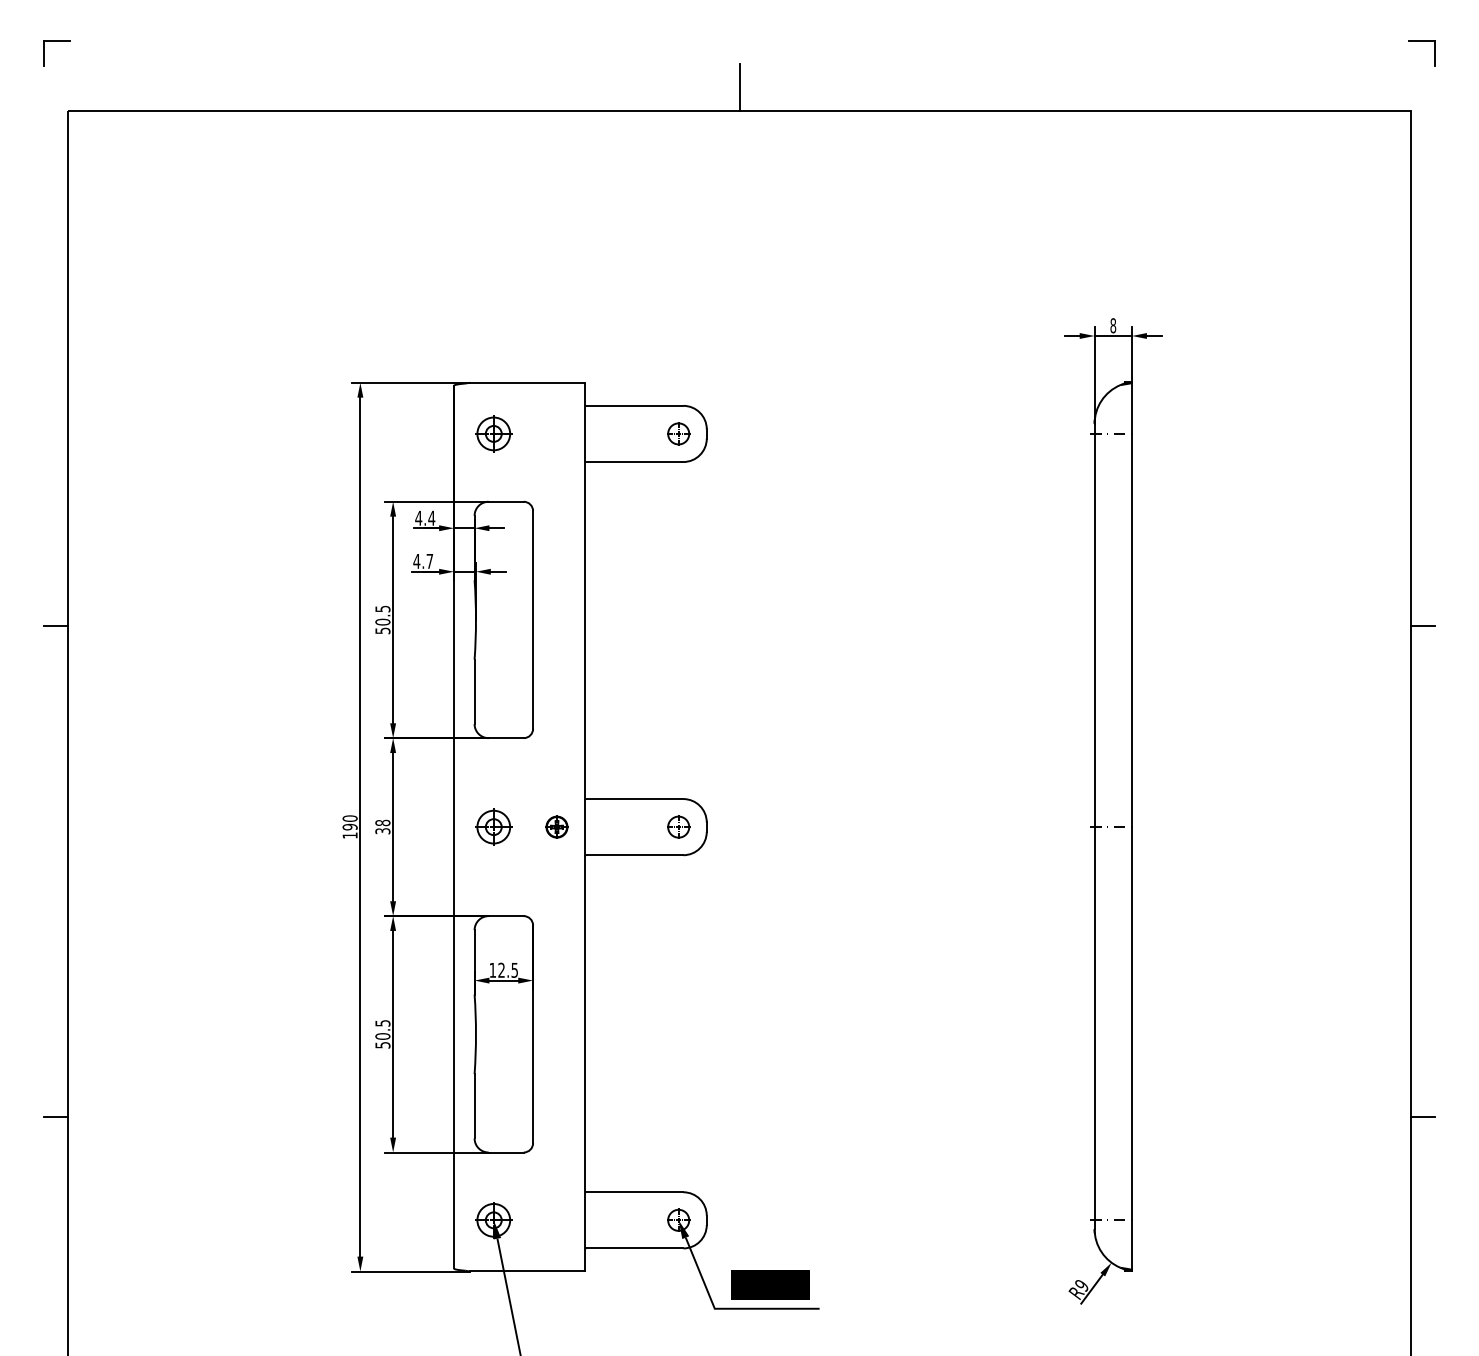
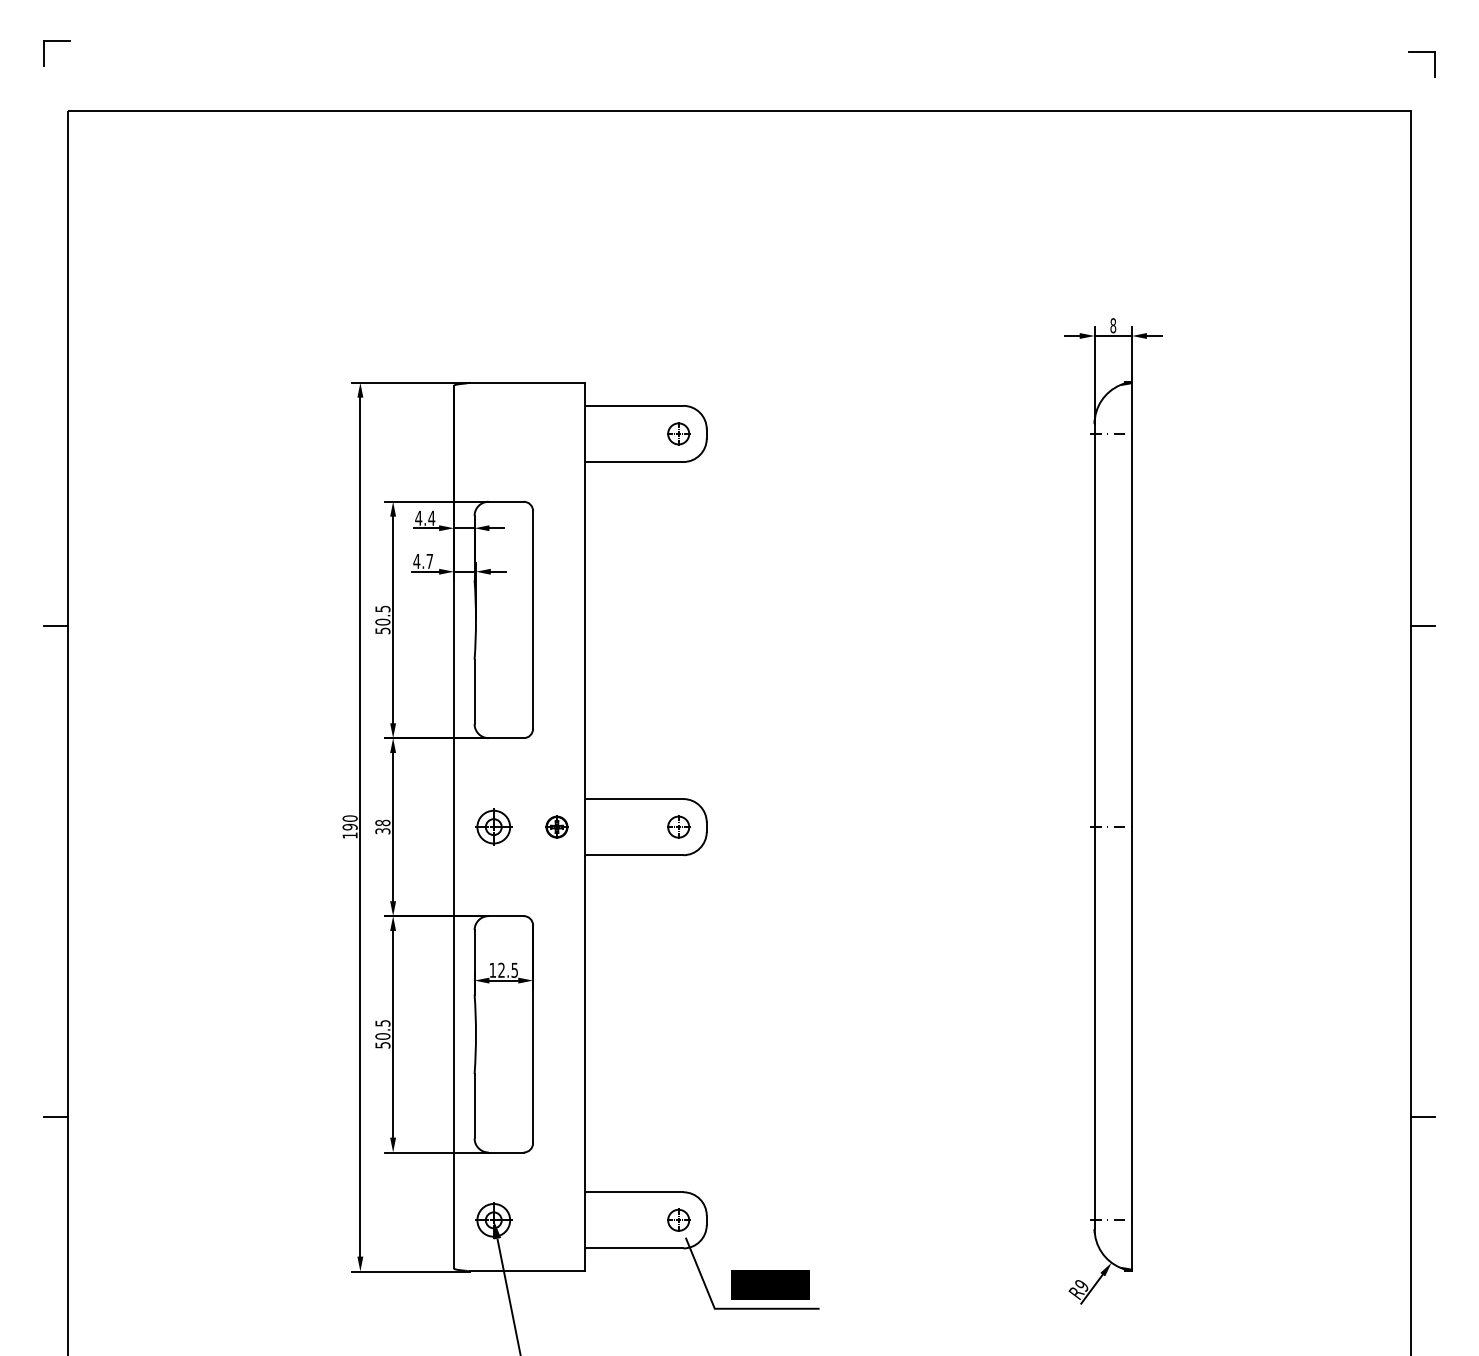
part position: (1421, 41) -> (1421, 52) (1421, 52)
line: present -> none (739, 87)
part: present -> none (493, 433)
fill: present -> none (683, 1229)
